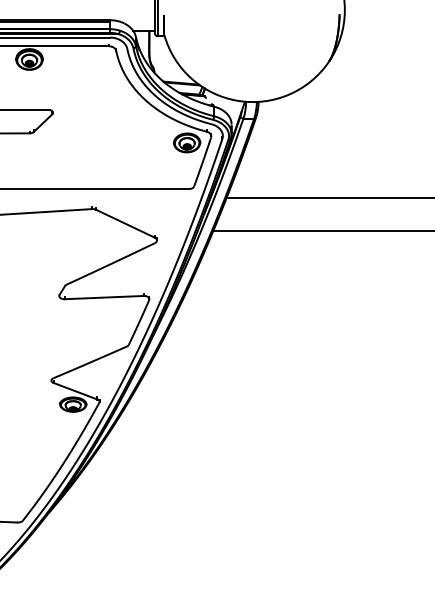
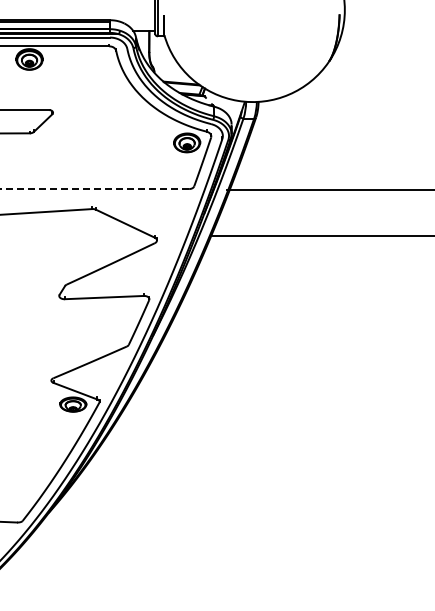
line: solid -> dashed (94, 189)
line position: (328, 197) -> (328, 189) (328, 189)
line position: (322, 230) -> (322, 235) (322, 235)
